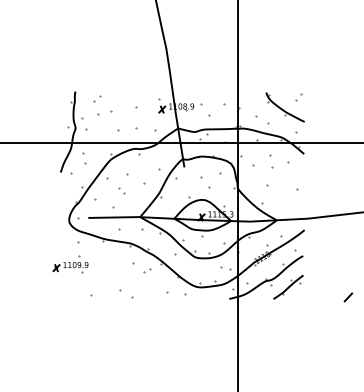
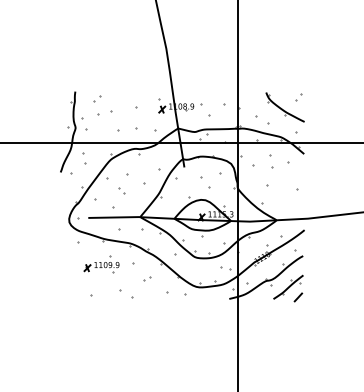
part position: (70, 264) -> (101, 264) (101, 264)
part position: (147, 270) -> (147, 278) (147, 278)
line position: (348, 297) -> (298, 297) (298, 297)
